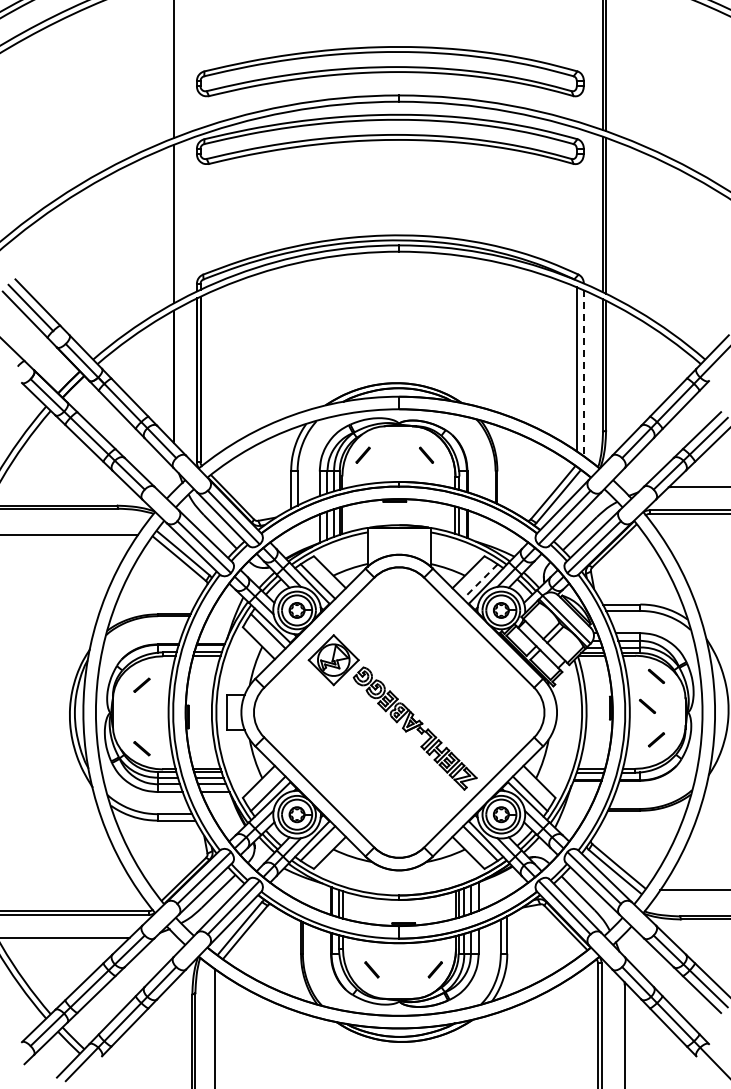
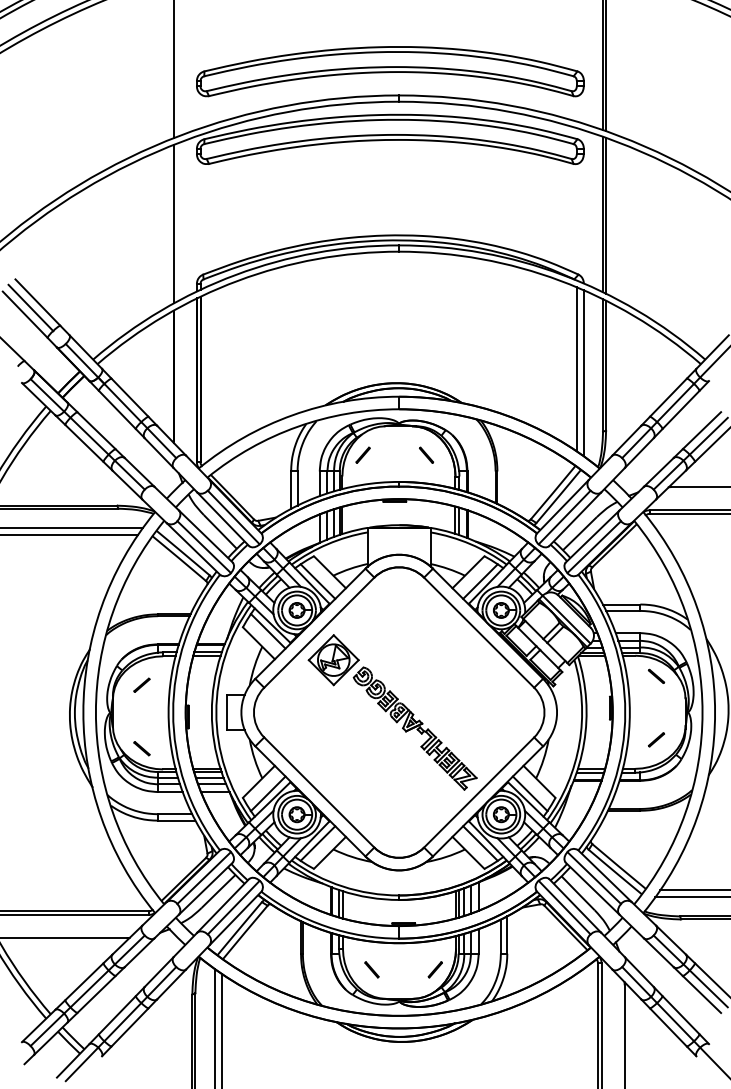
line: dashed -> solid (583, 373)
line: none -> present (72, 527)
line: dashed -> solid (480, 581)
line: present -> none (647, 705)
line: none -> present (691, 897)
line: none -> present (221, 1029)
